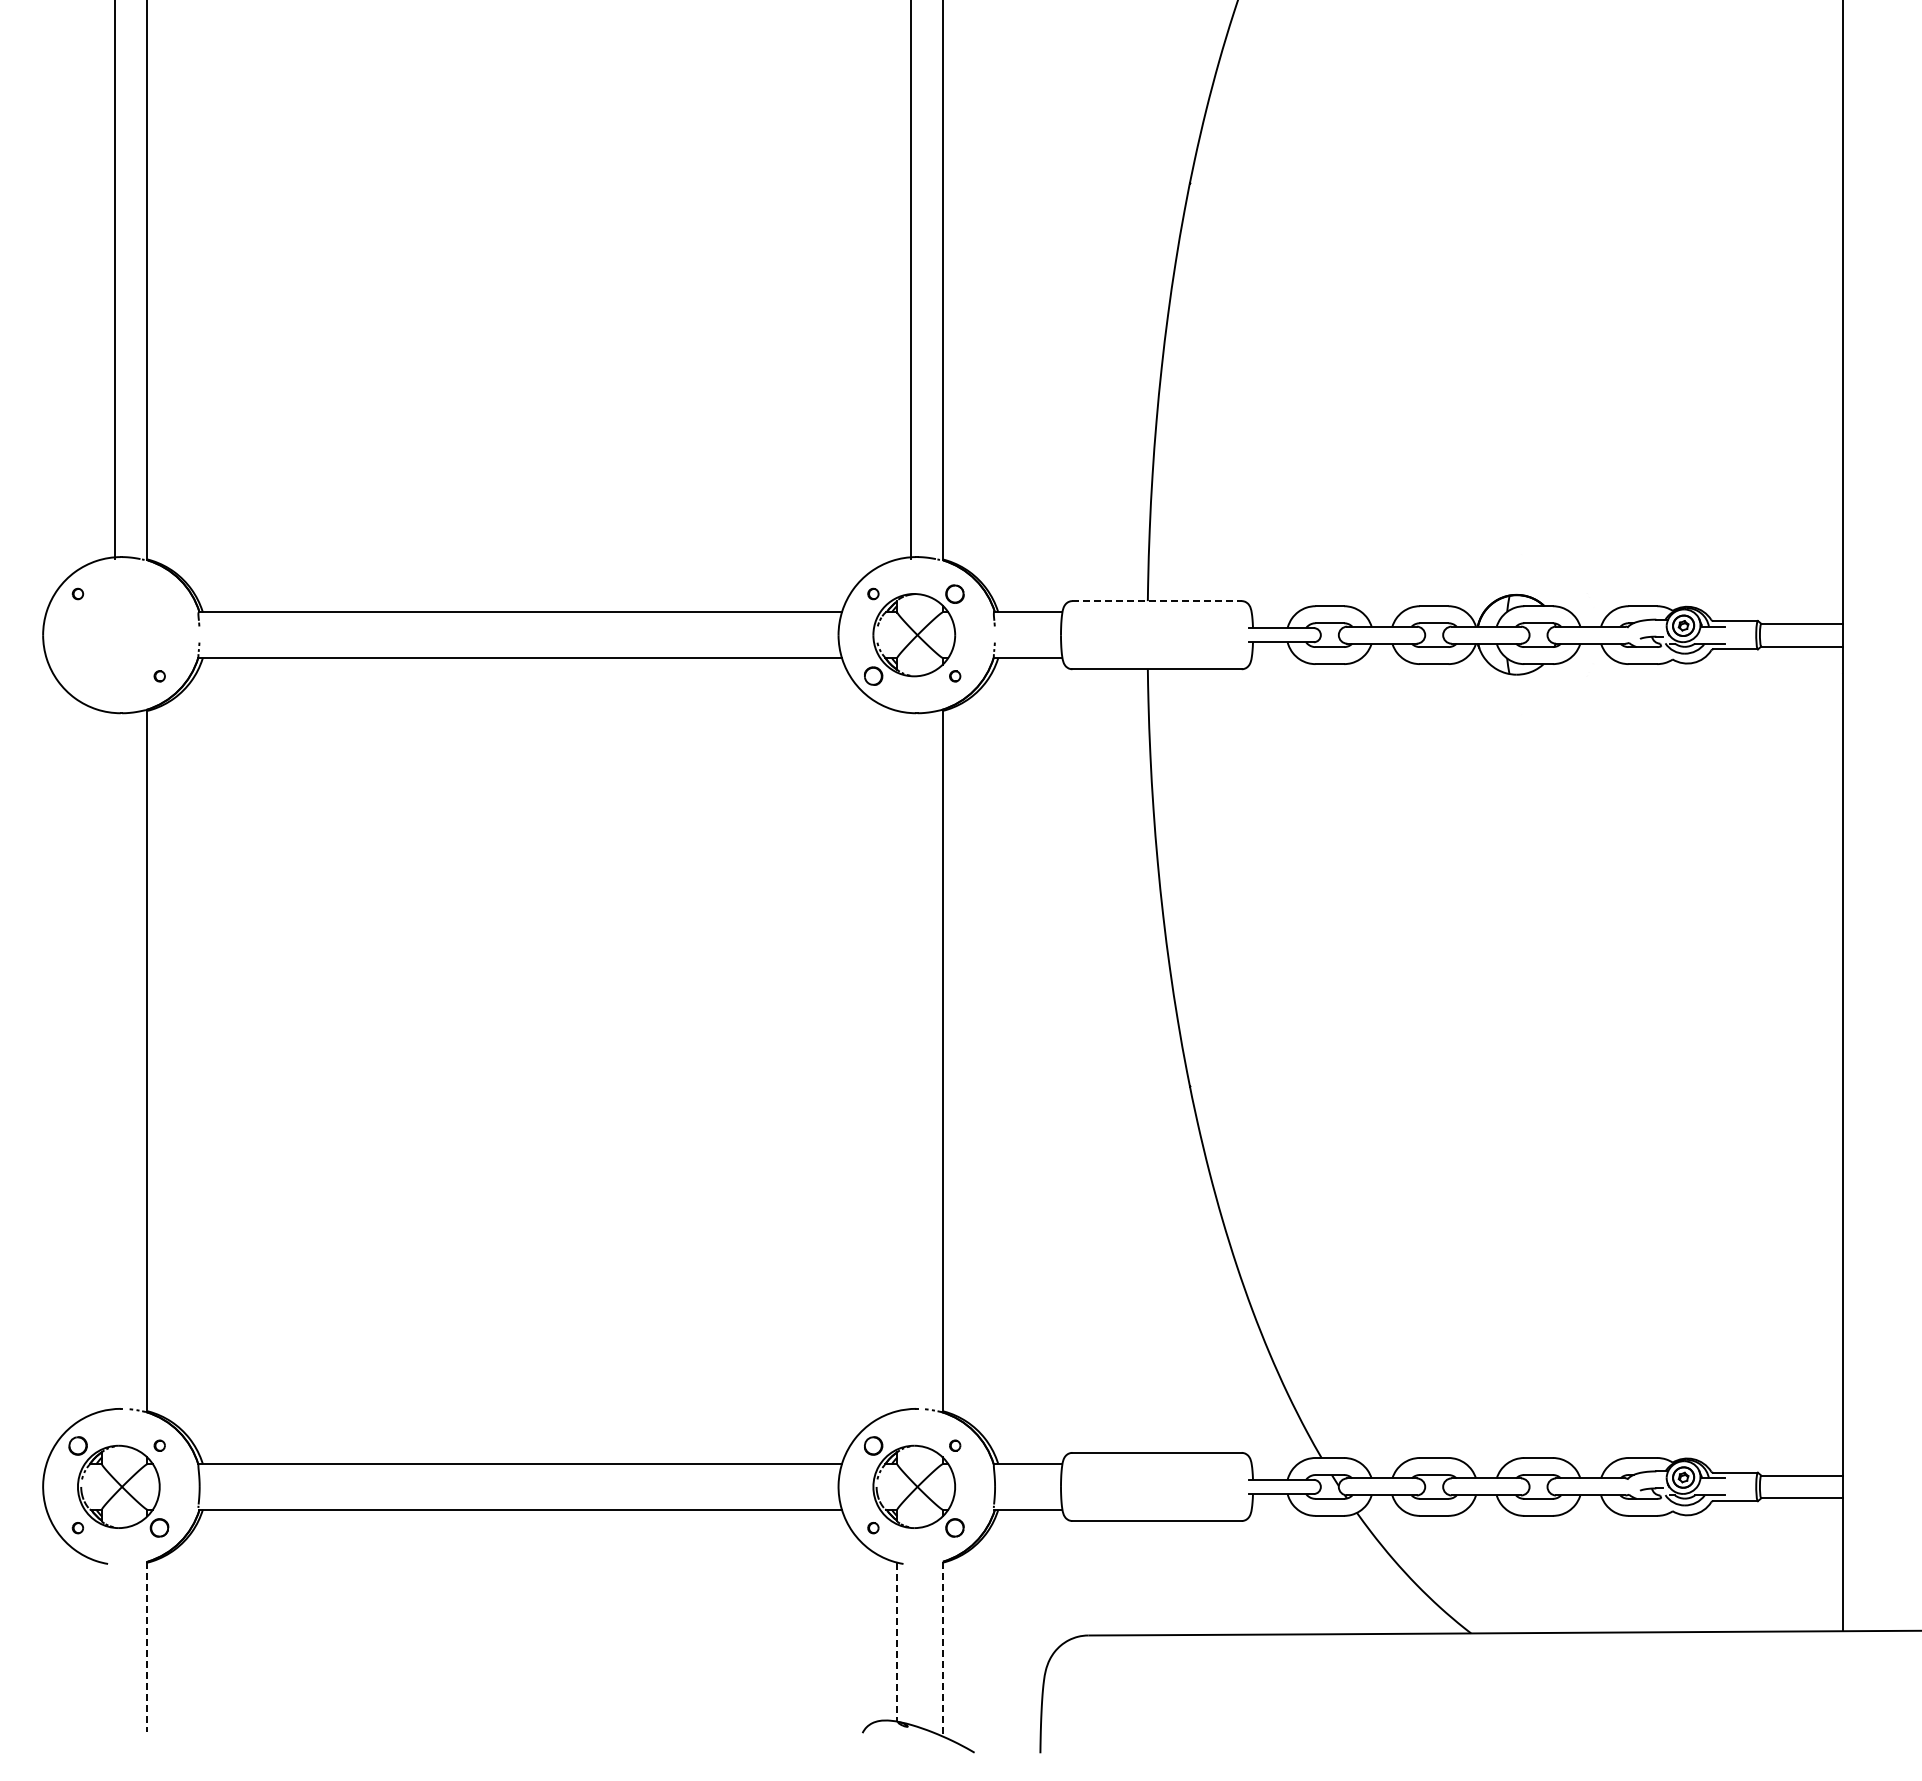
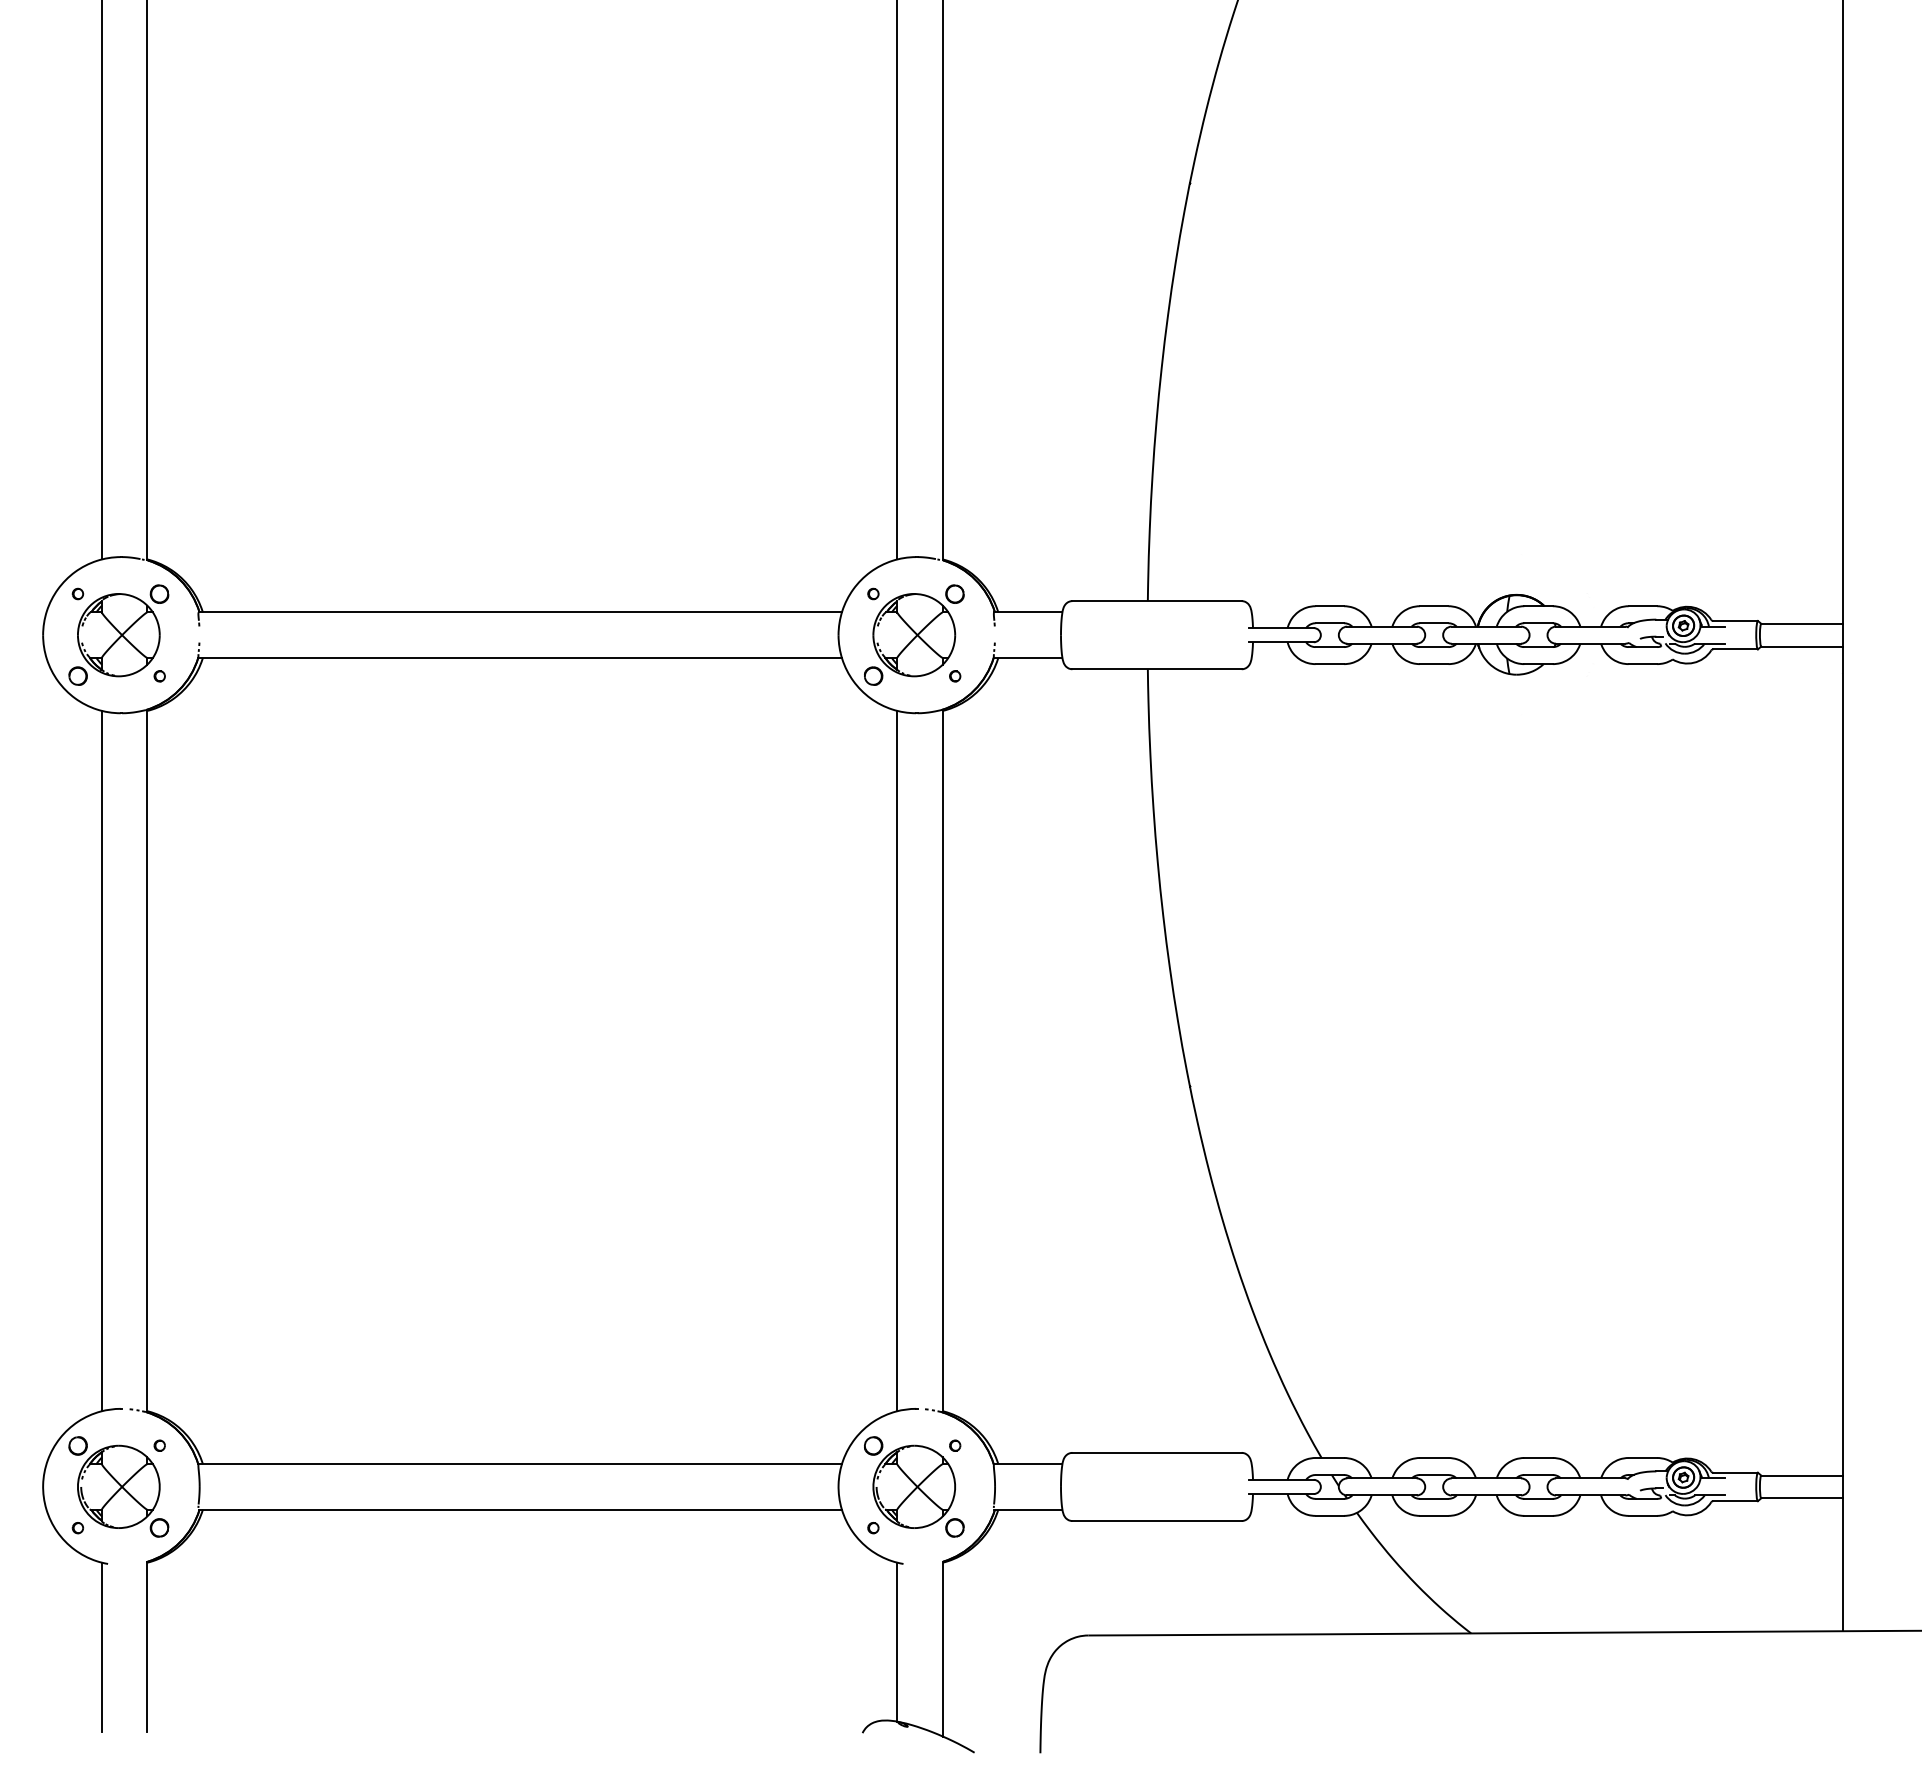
line position: (114, 280) -> (101, 280) (101, 280)
line position: (911, 280) -> (897, 280) (897, 280)
line: dashed -> solid (1157, 601)
part: none -> present (118, 634)
line: none -> present (101, 1060)
line: none -> present (897, 1060)
line: dashed -> solid (897, 1642)
line: none -> present (101, 1647)
line: dashed -> solid (147, 1647)
line: dashed -> solid (942, 1649)
